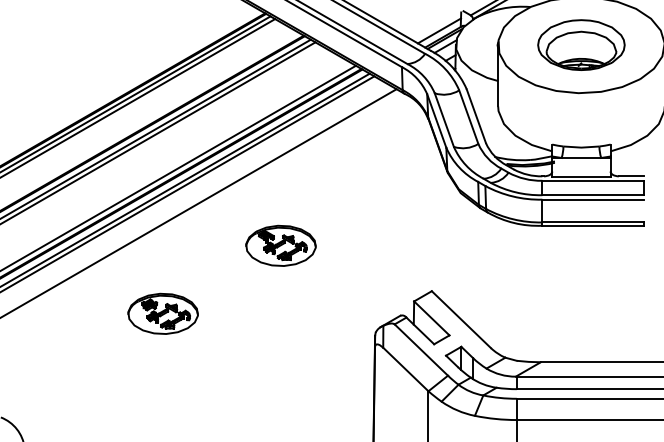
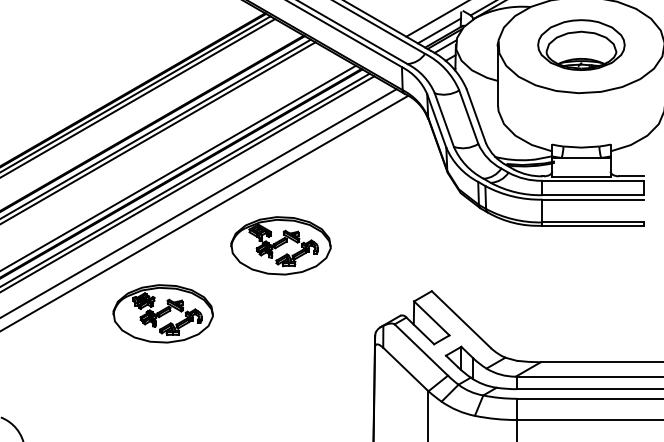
line: none -> present (436, 19)
line: none -> present (204, 212)
part size: 72x43 px -> 102x60 px (280, 245)
part size: 72x43 px -> 102x60 px (162, 313)
